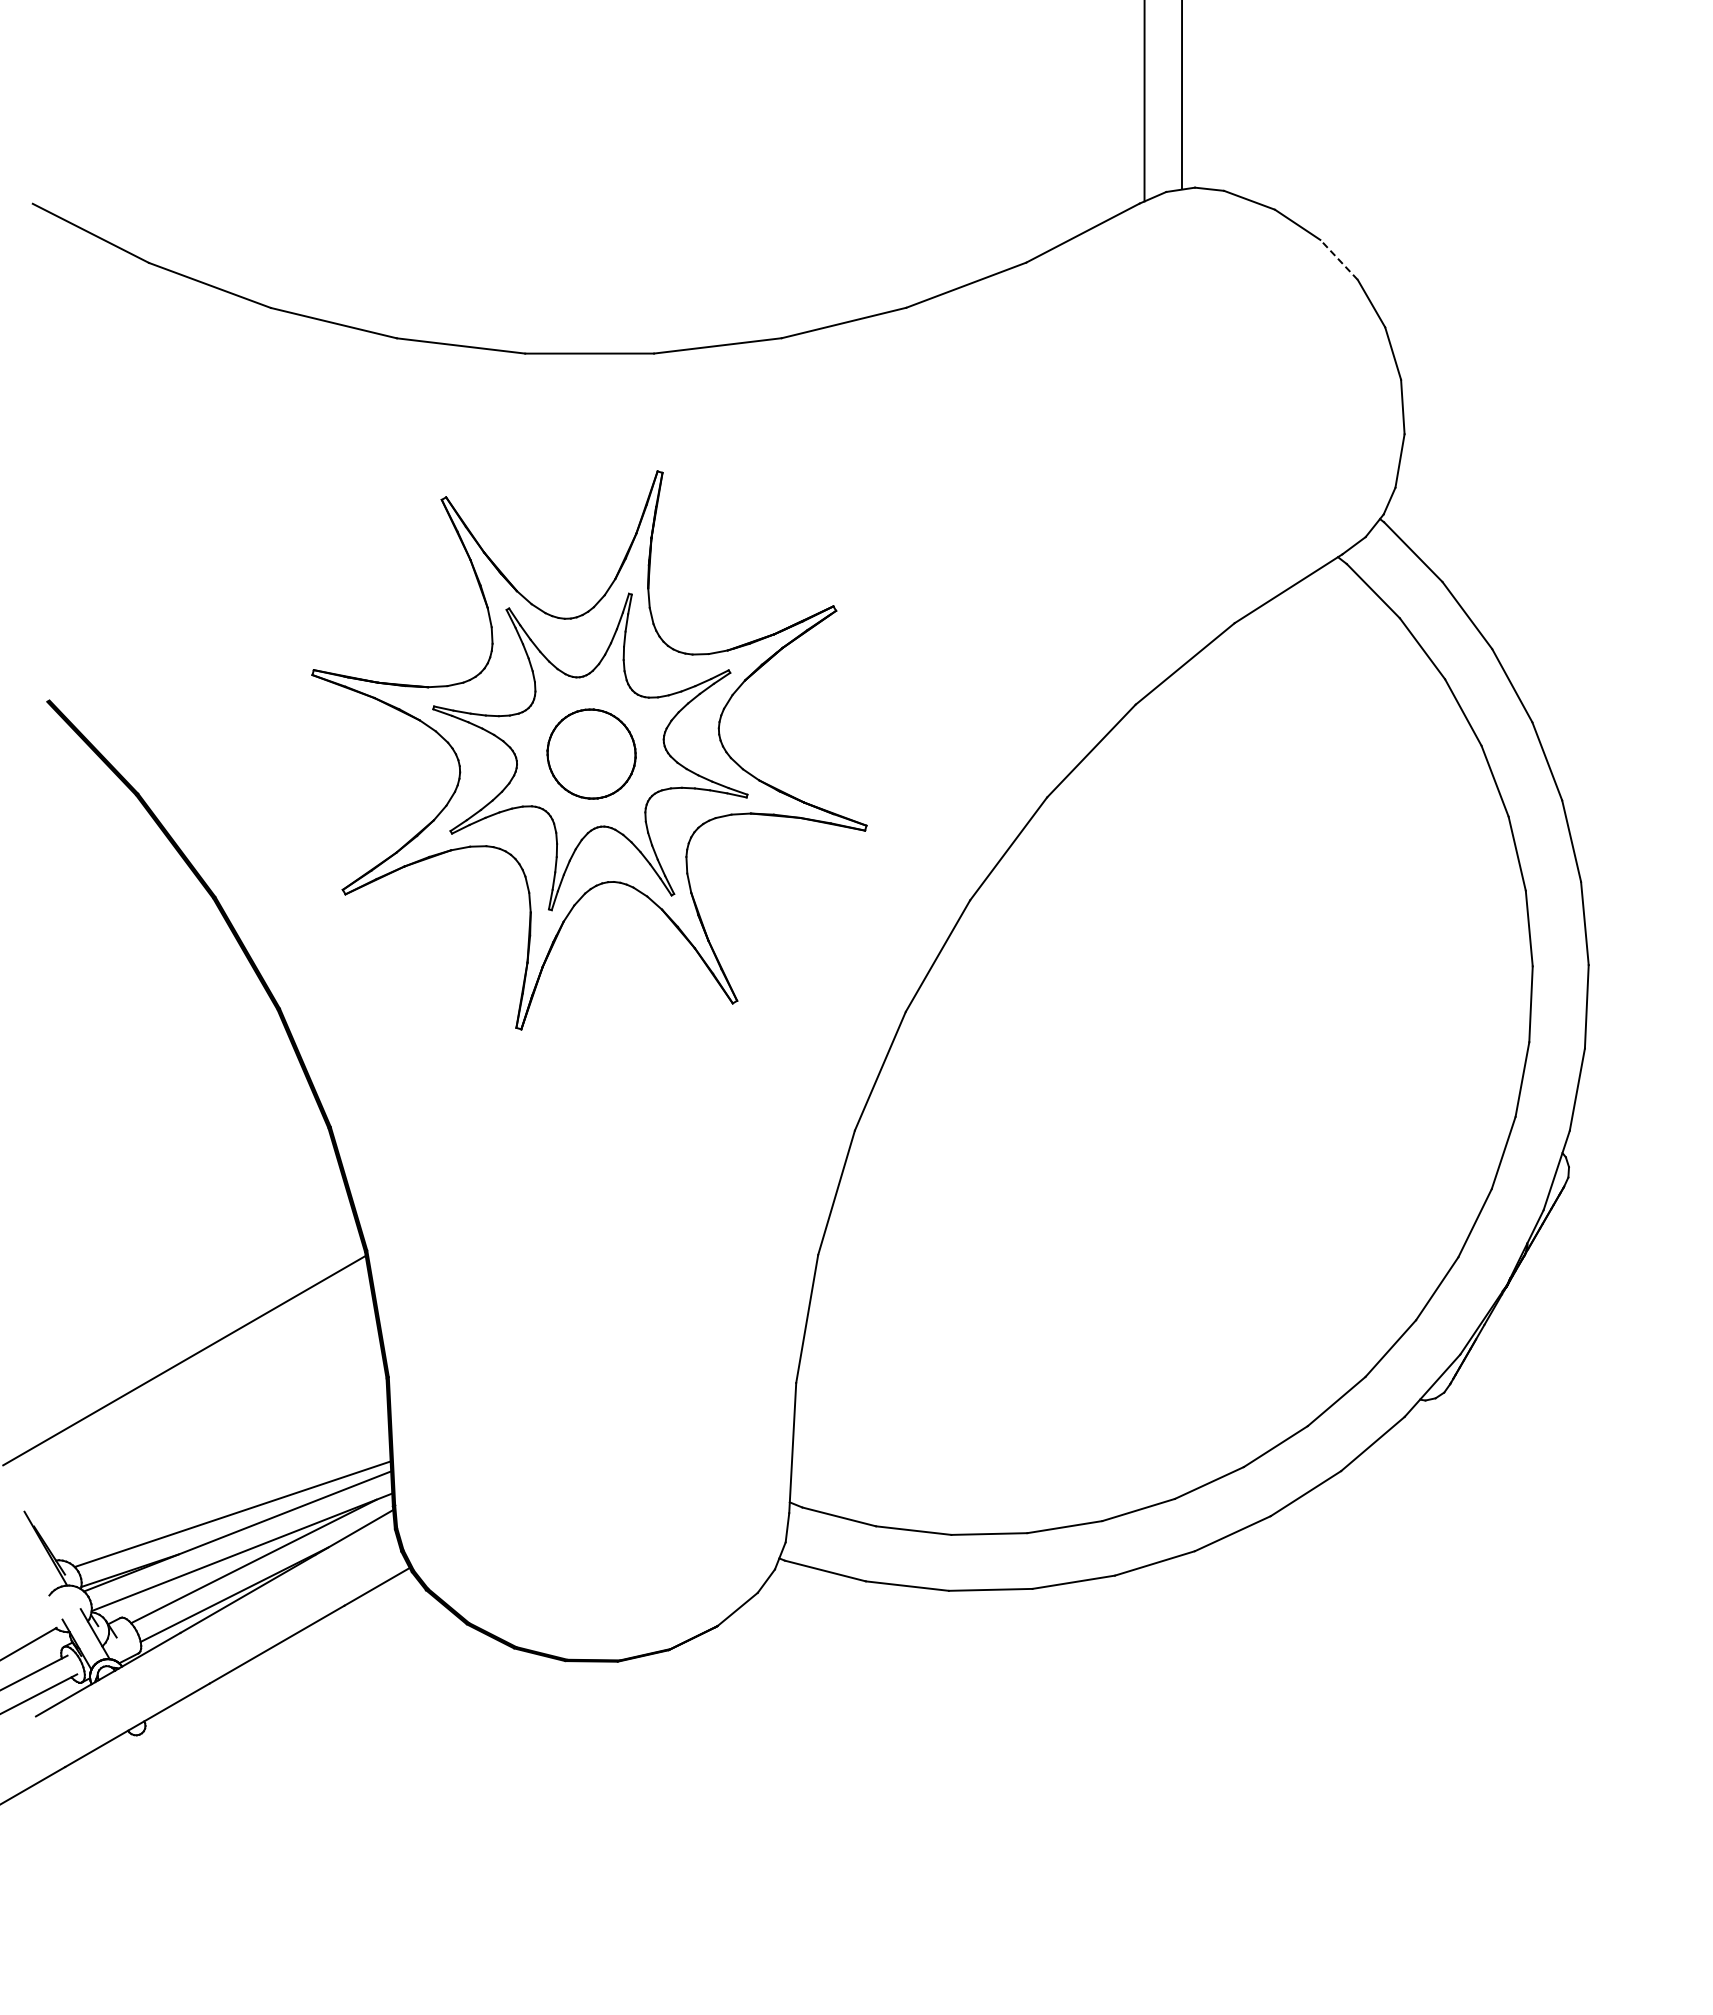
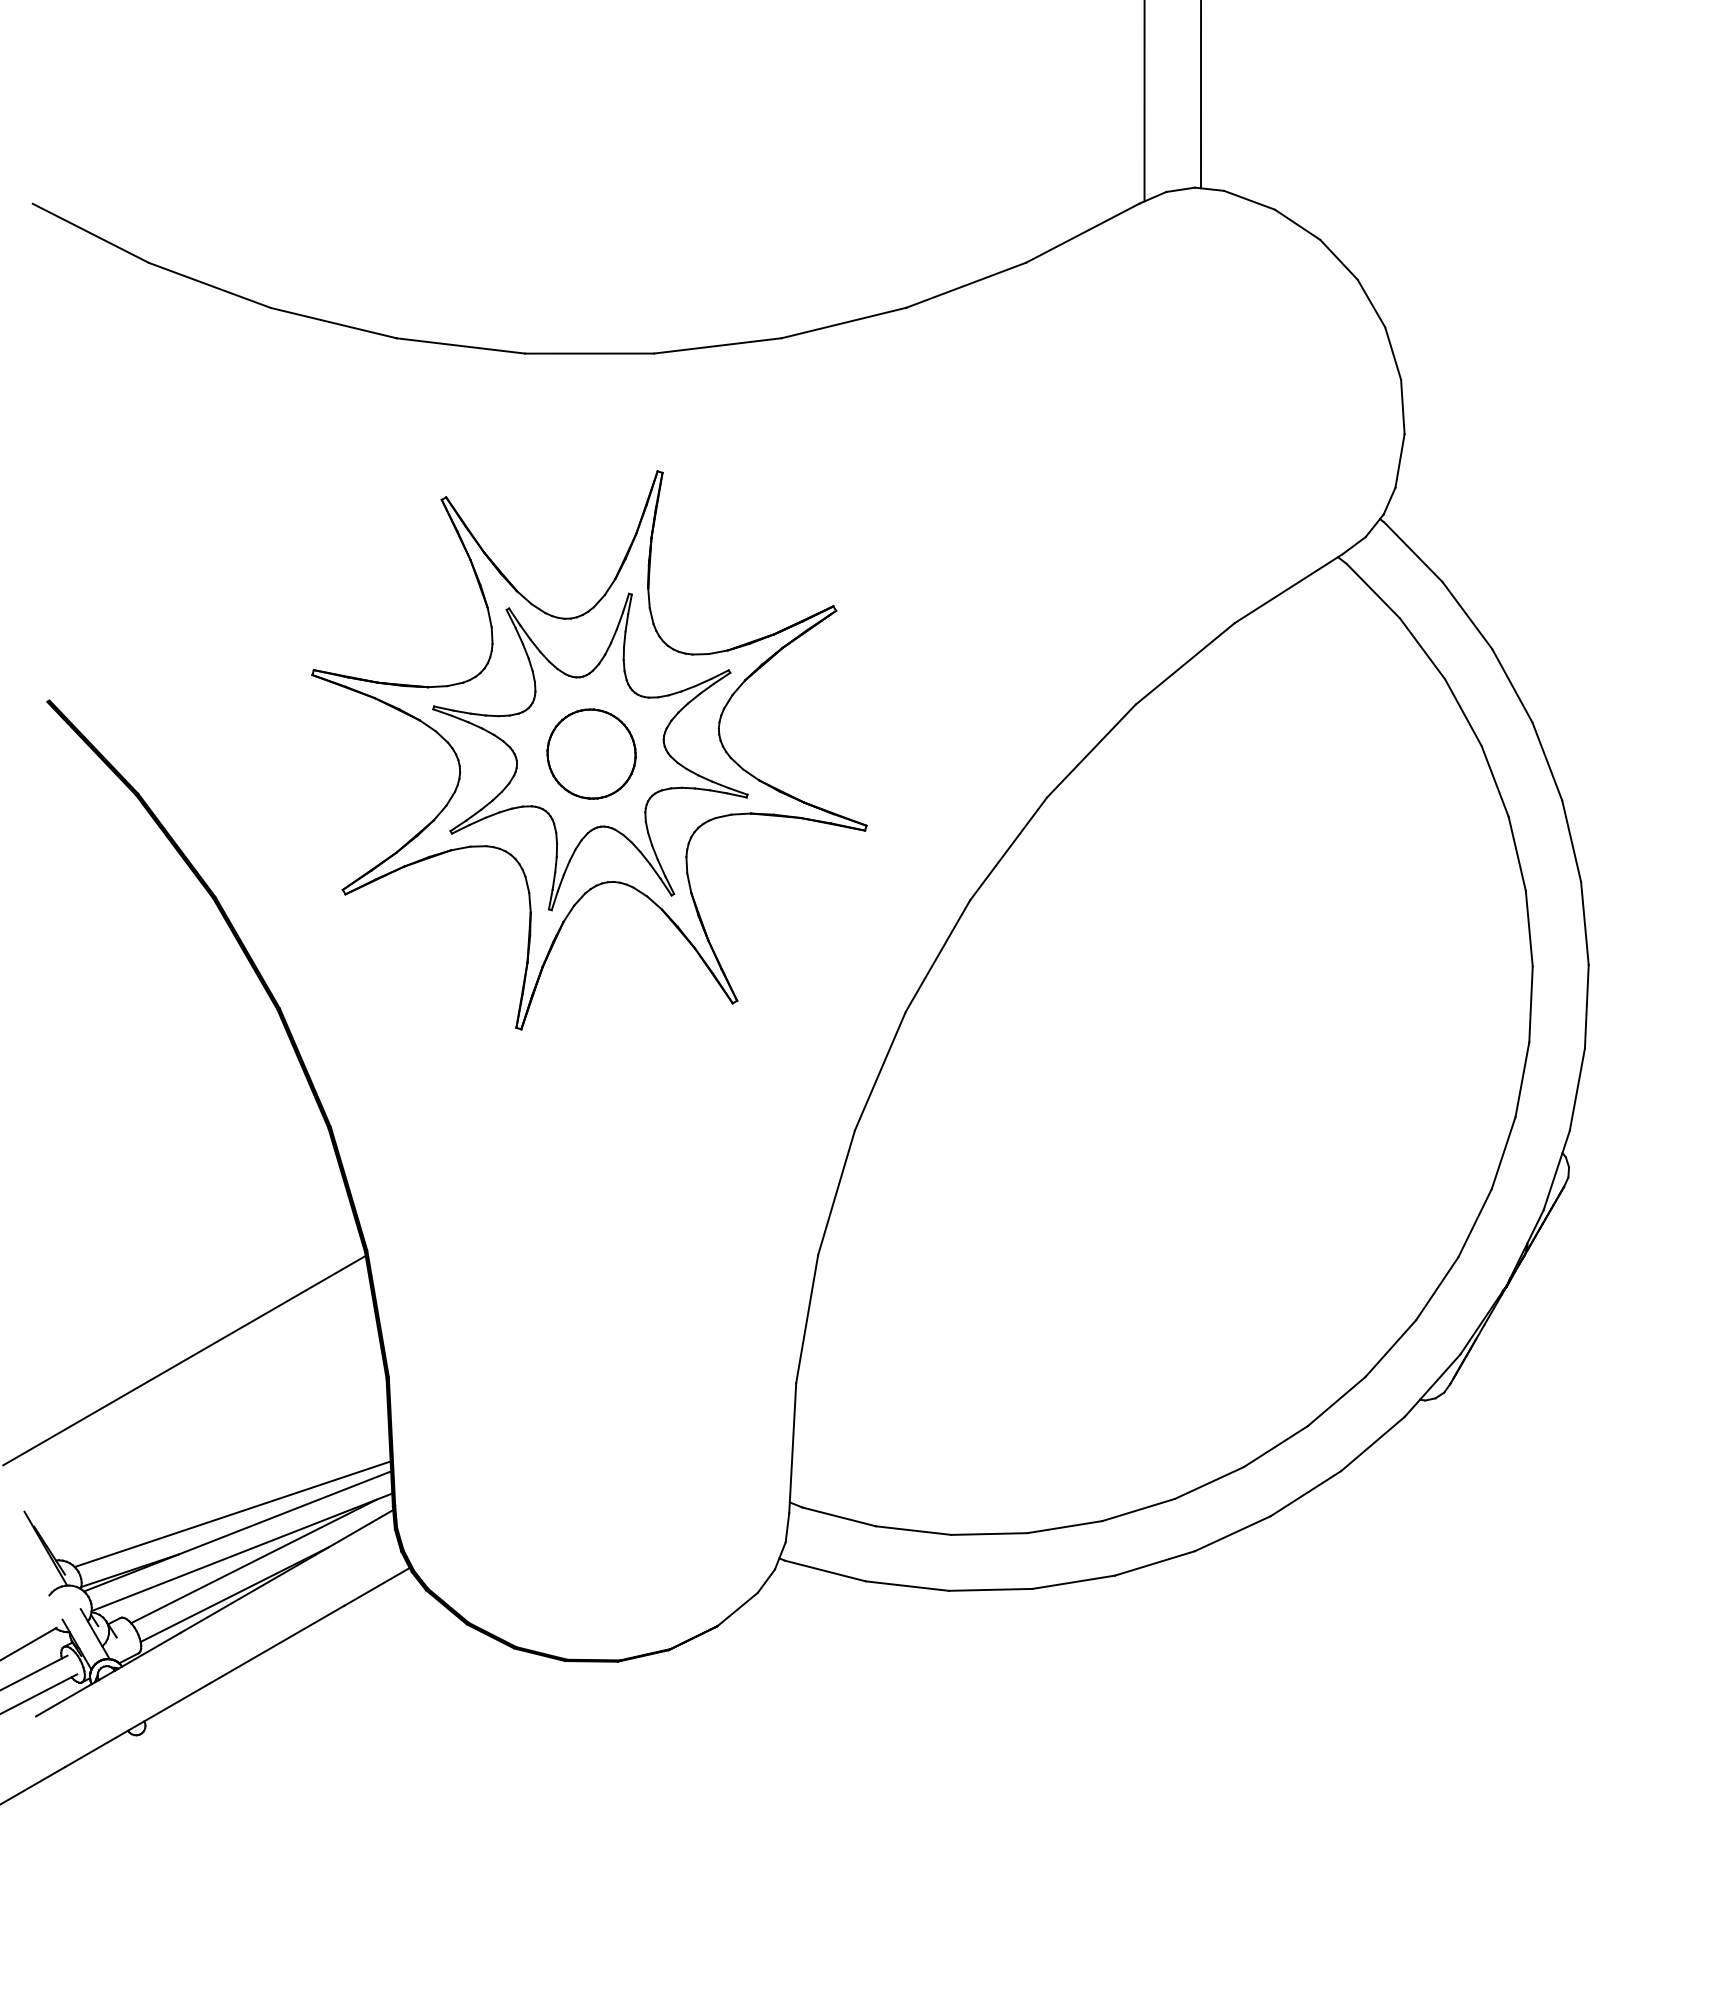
line position: (1181, 95) -> (1200, 95) (1200, 95)
line: dashed -> solid (1338, 259)
